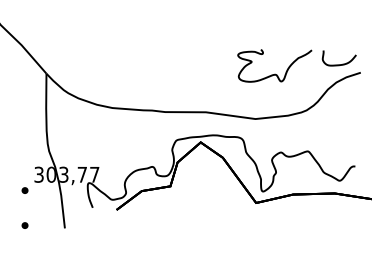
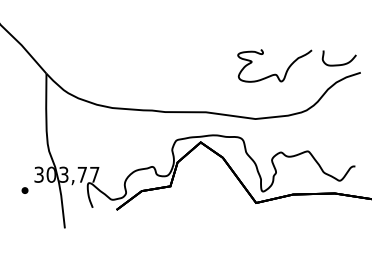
part: present -> none (24, 225)
